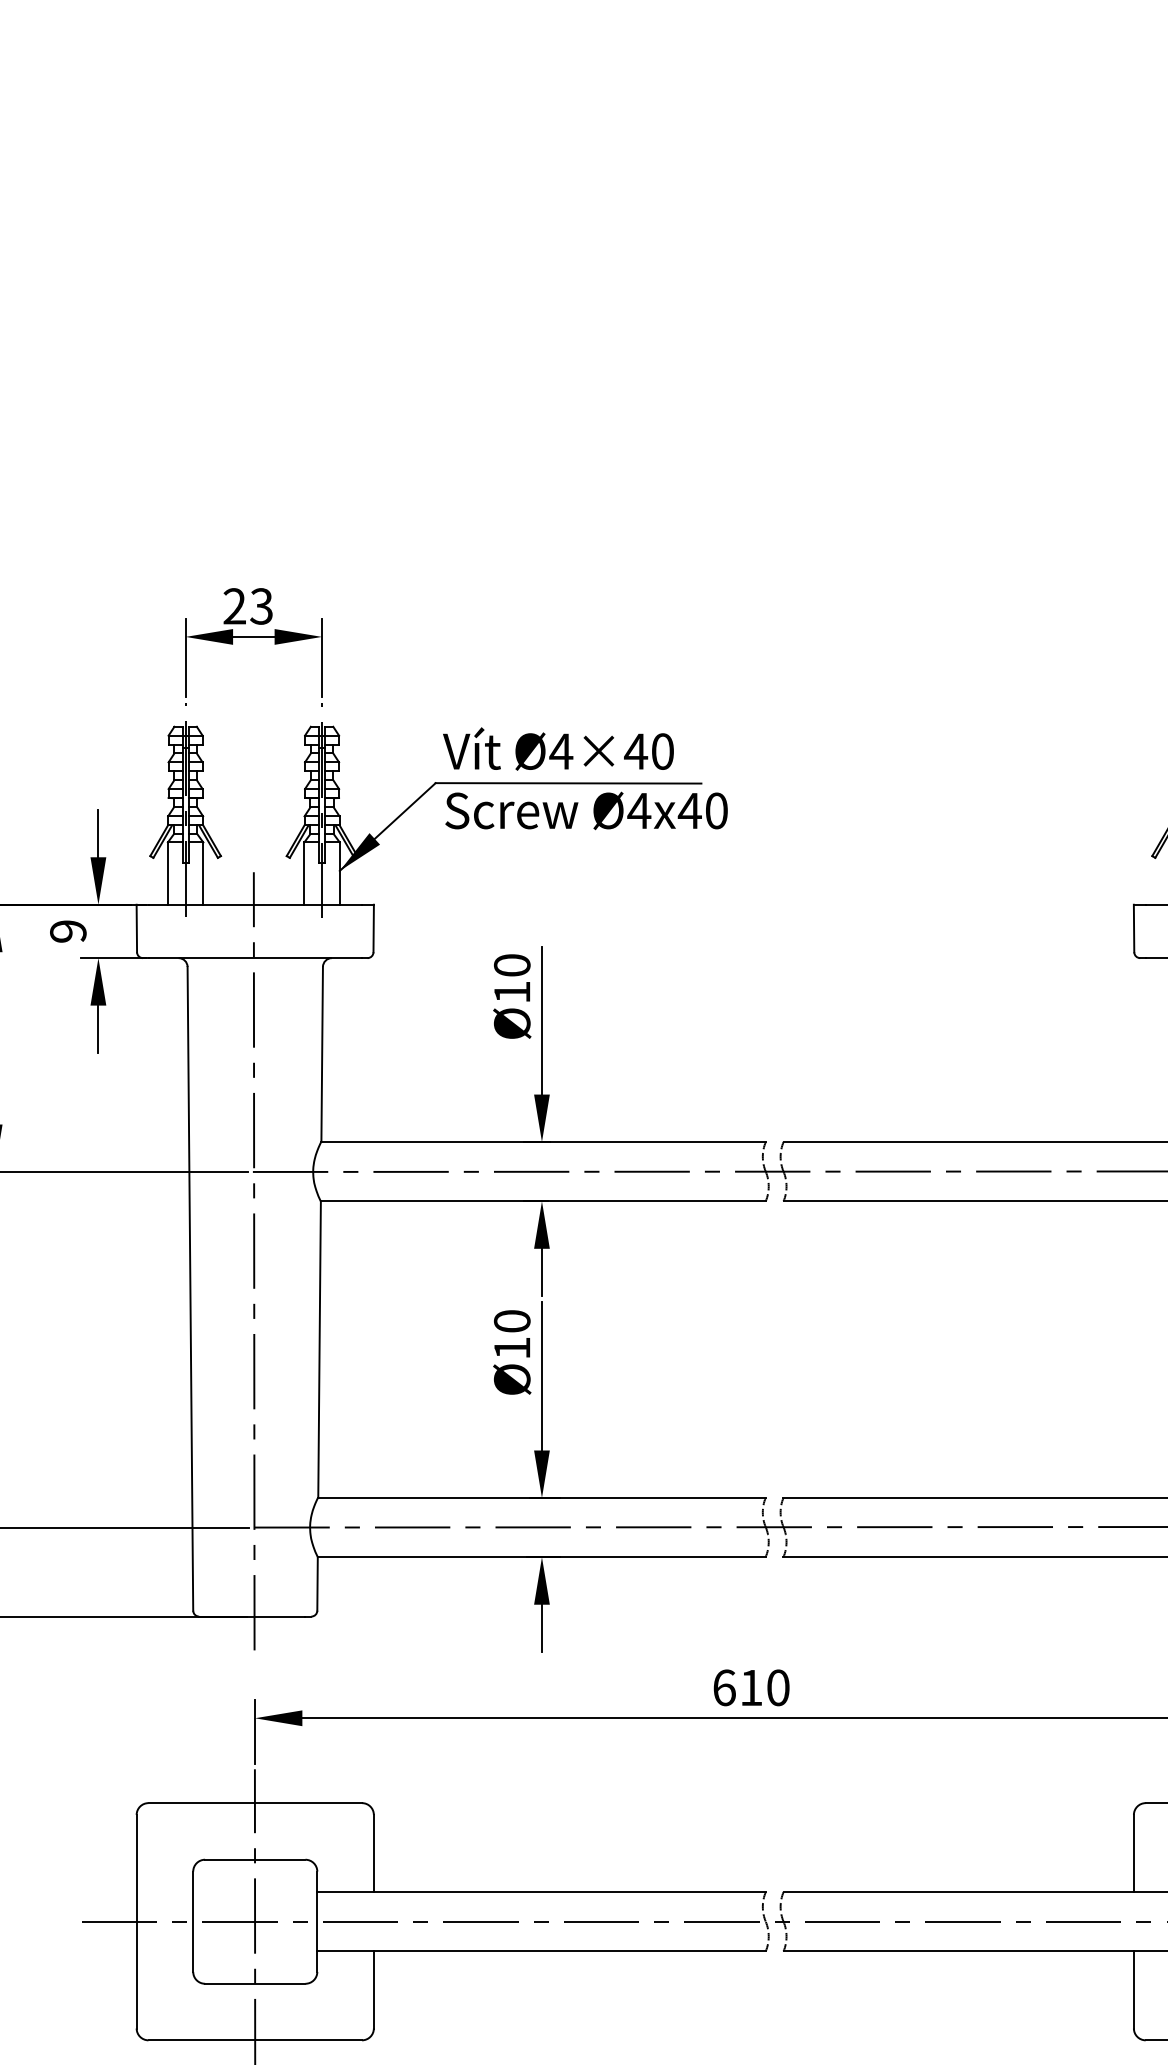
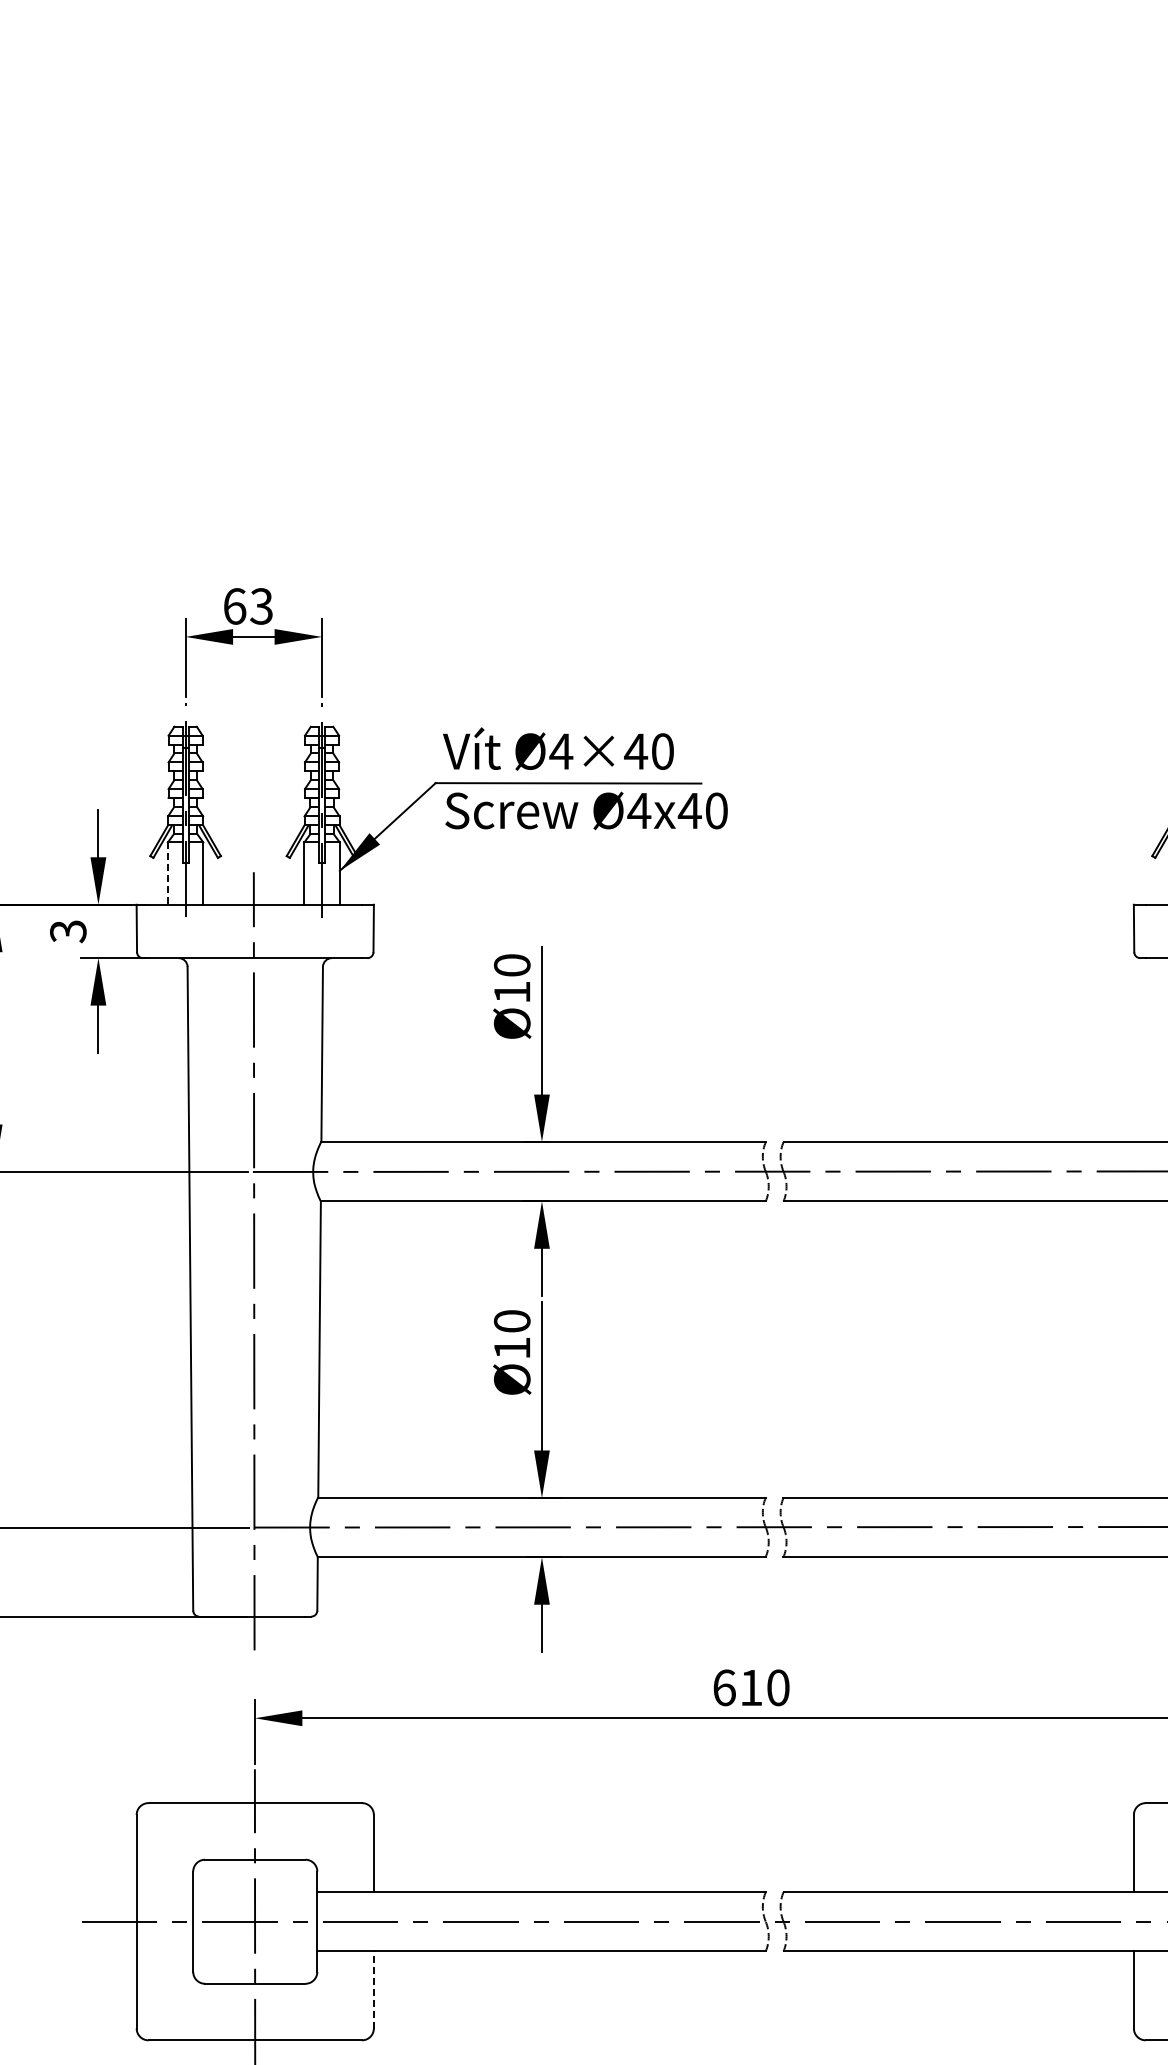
text: 23 -> 63 (234, 606)
line: solid -> dashed (167, 874)
text: 9 -> 3 (68, 931)
line: solid -> dashed (373, 1989)
